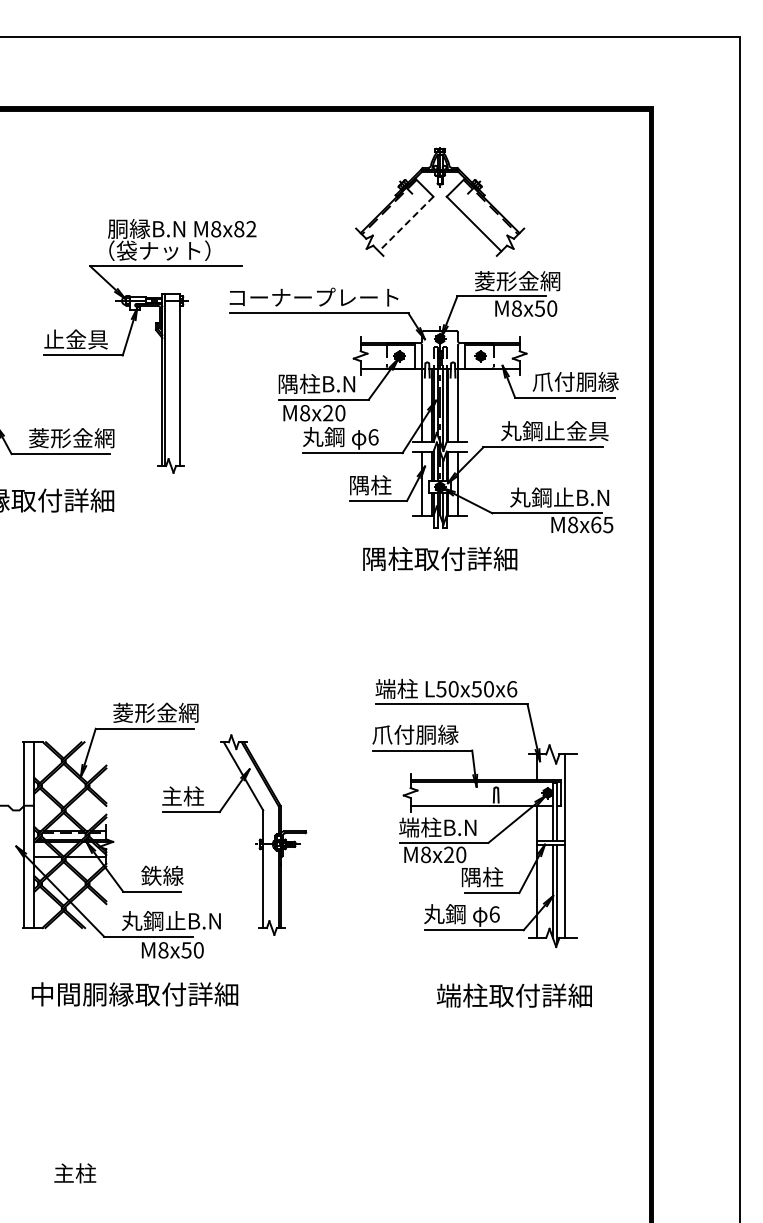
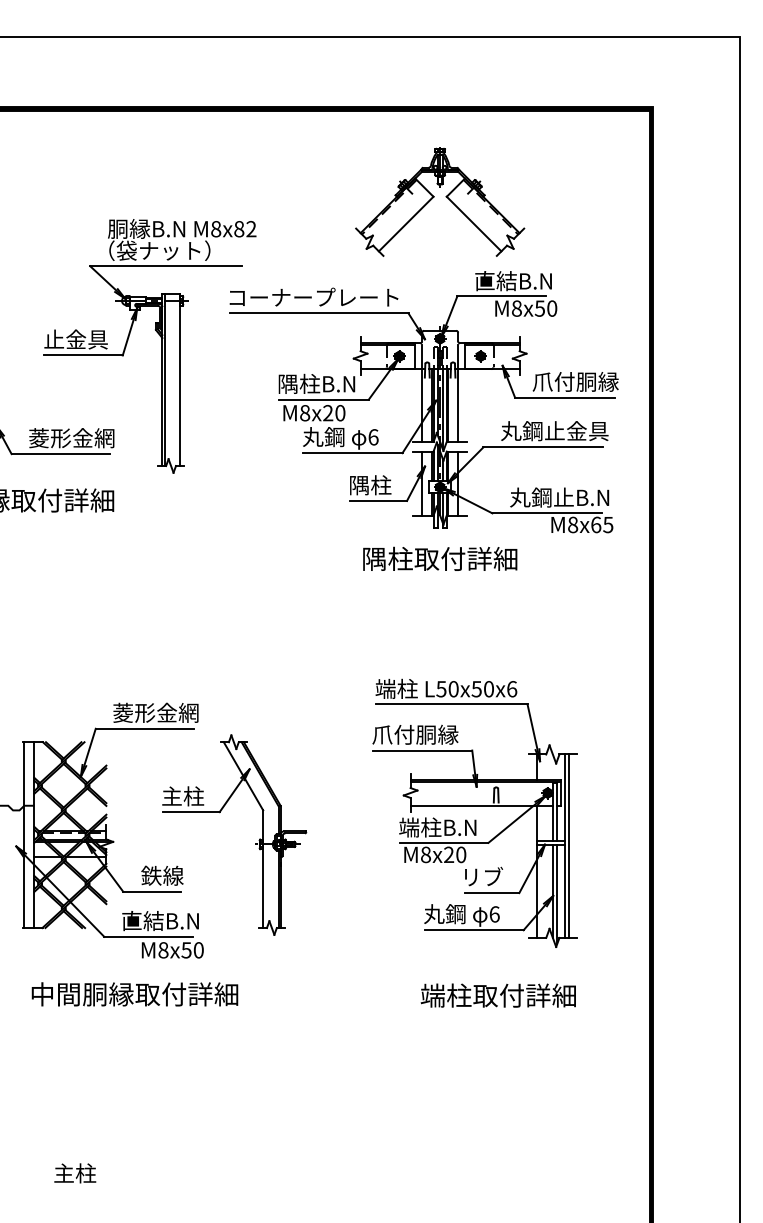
line: dashed -> solid (406, 224)
text: 菱形金網 -> 直結B.N (517, 281)
line: none -> present (568, 845)
text: 隅柱 -> リブ (482, 876)
text: 丸鋼止B.N -> 直結B.N (170, 921)
text position: (513, 995) -> (497, 995) (497, 995)
